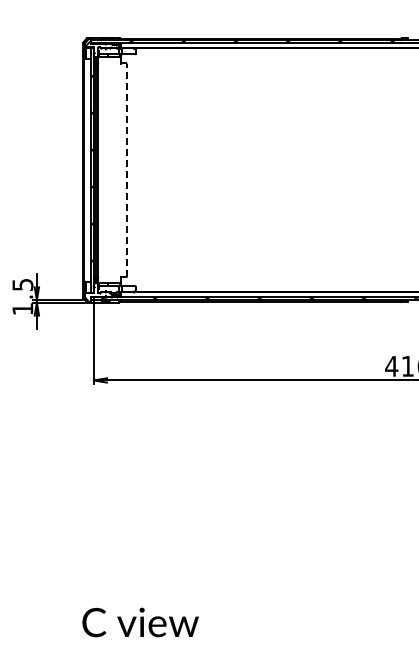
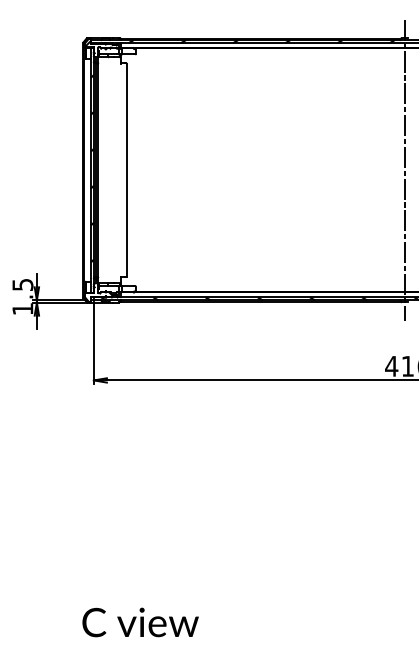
line: dashed -> solid (126, 169)
line: none -> present (404, 169)
